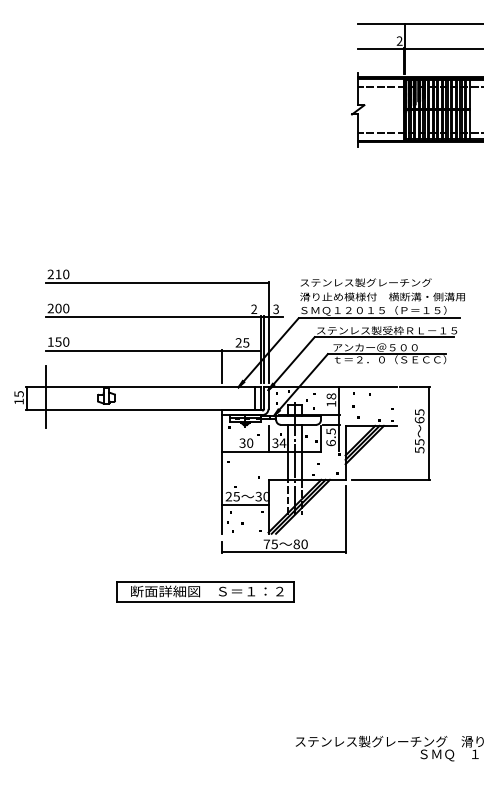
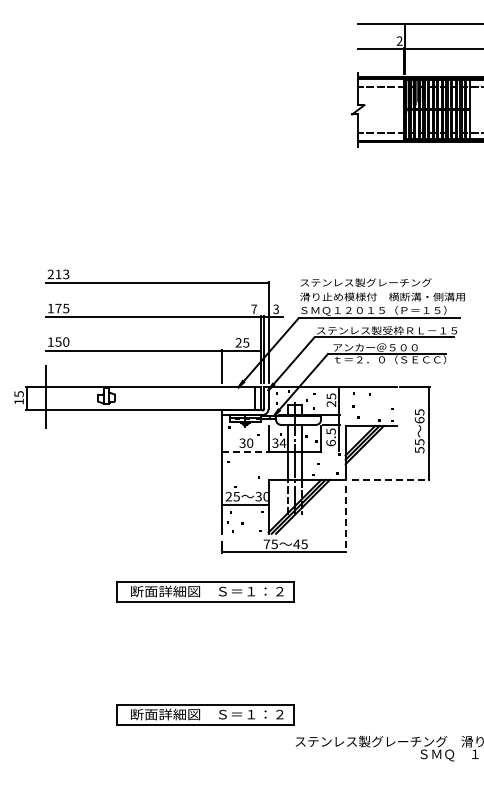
text: 210 -> 213 (66, 274)
text: 200 -> 175 (58, 308)
text: 2 -> 7 (254, 308)
text: 18 -> 25 (331, 400)
line: solid -> dashed (245, 451)
line: solid -> dashed (391, 479)
line: solid -> dashed (345, 519)
text: 80 -> 45 (300, 544)
part: none -> present (205, 714)
